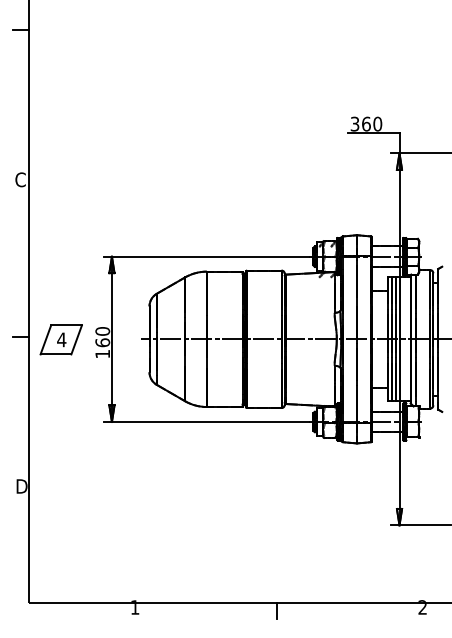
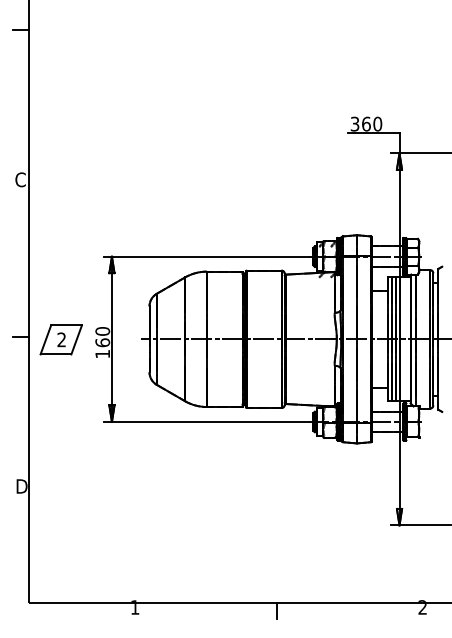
text: 4 -> 2 (61, 339)
